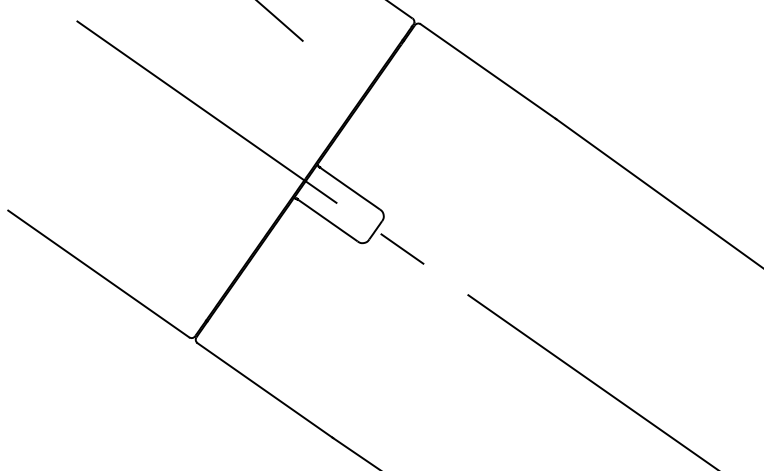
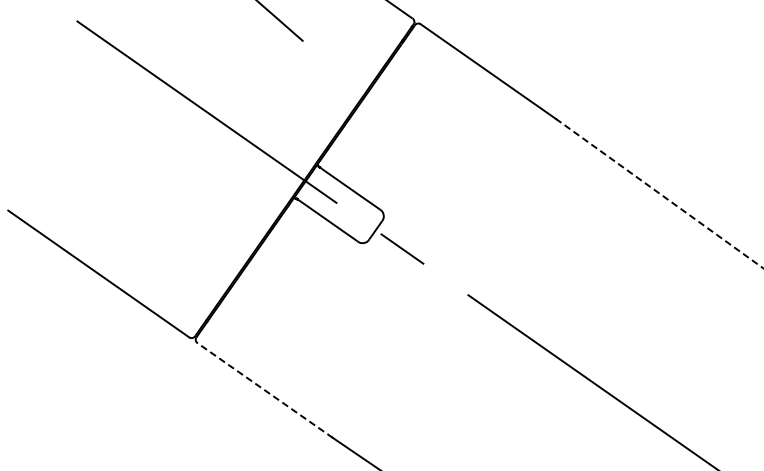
line: solid -> dashed (659, 193)
line: solid -> dashed (265, 390)
